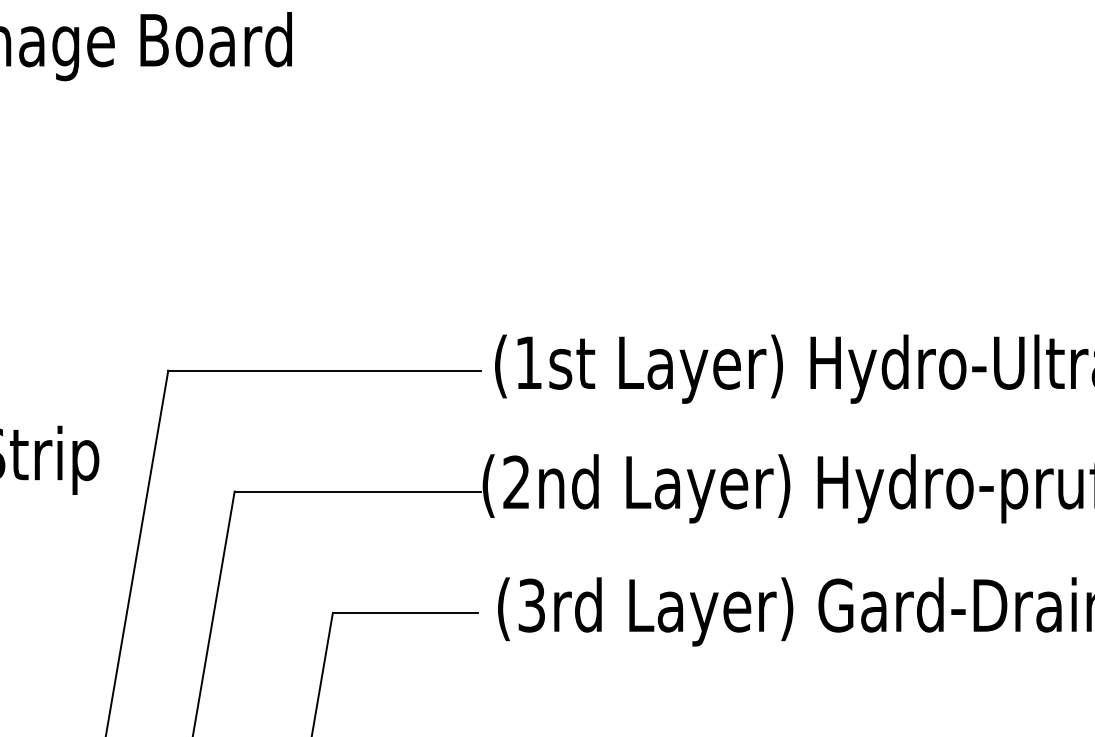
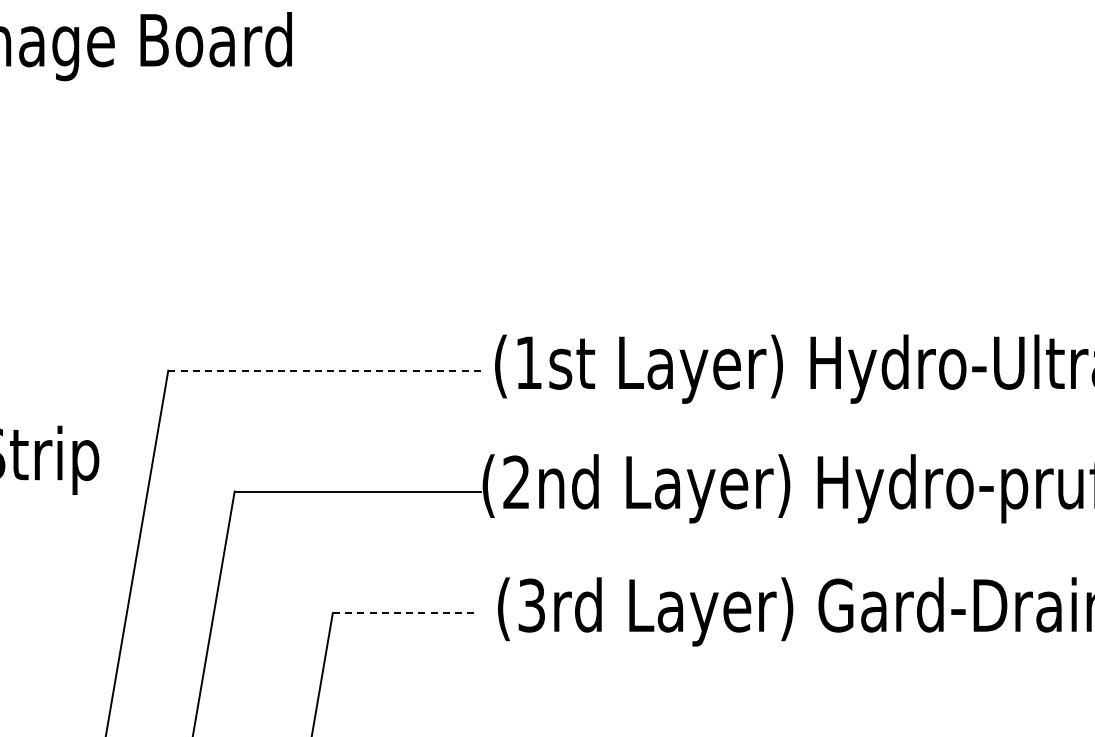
line: solid -> dashed (324, 370)
line: solid -> dashed (405, 613)
